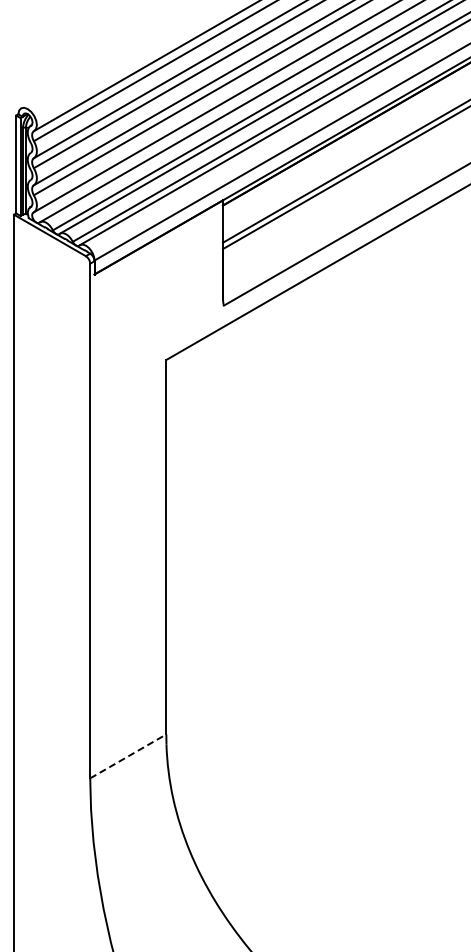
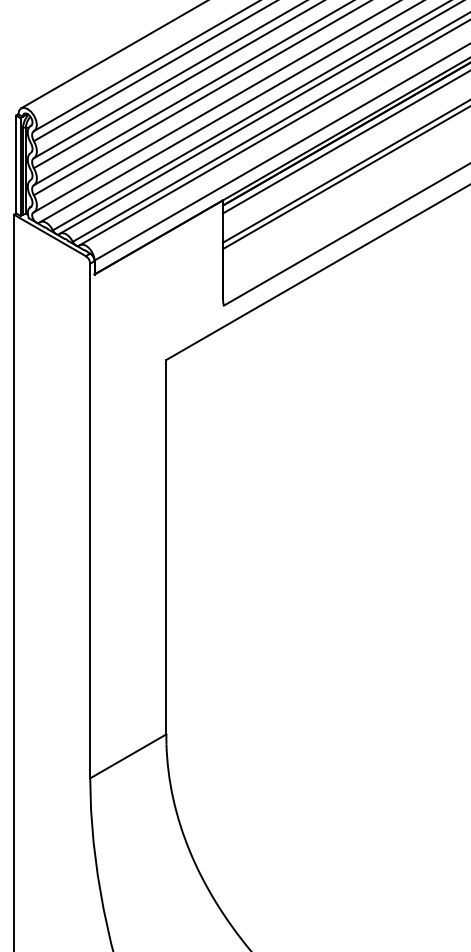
line: none -> present (112, 55)
line: none -> present (344, 142)
line: dashed -> solid (128, 756)
